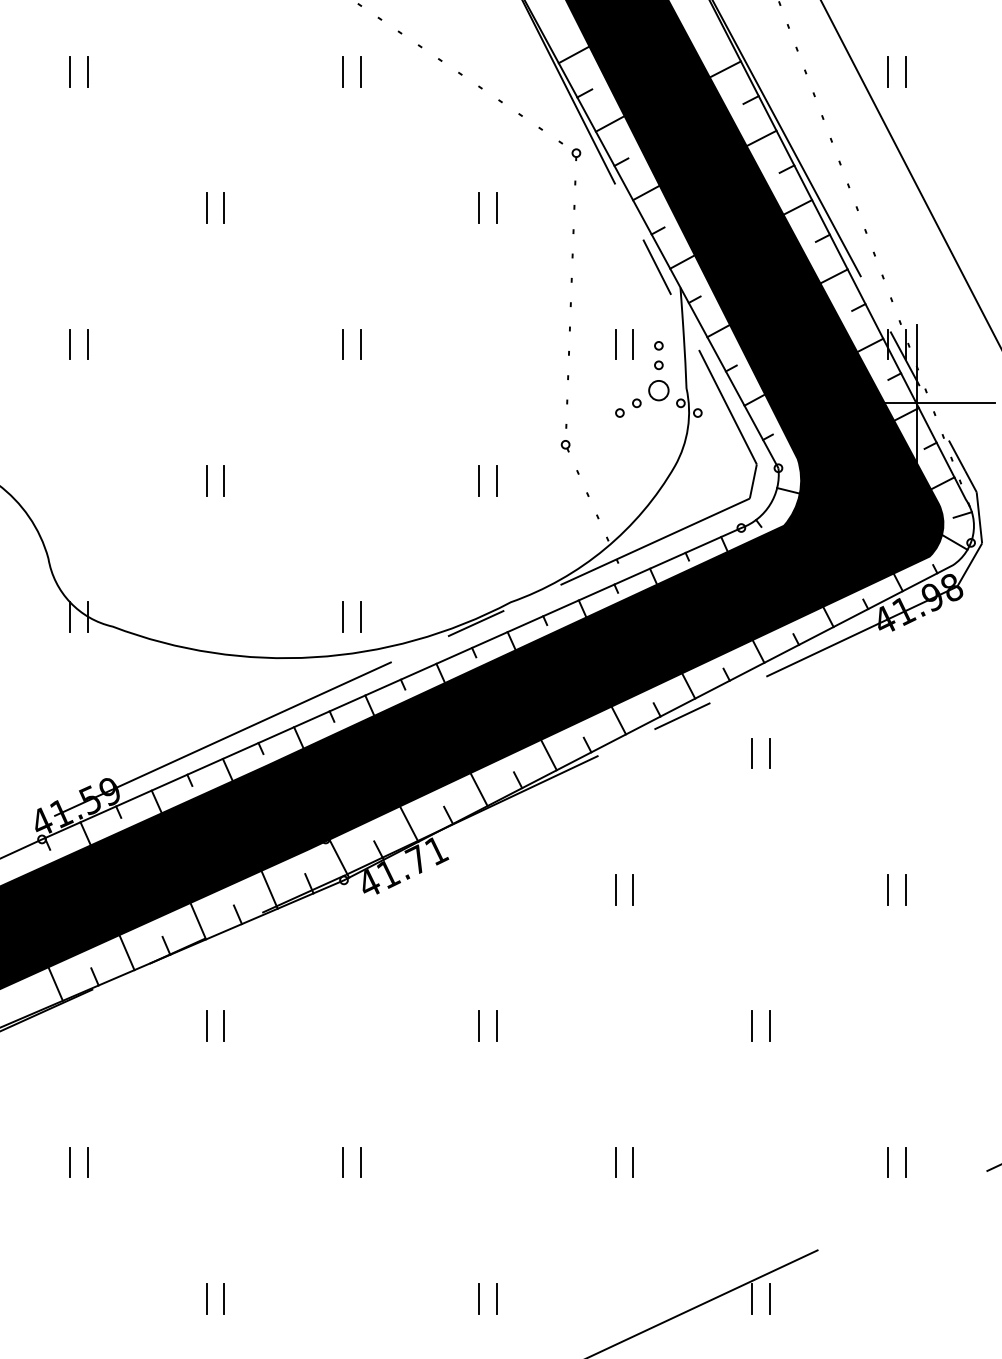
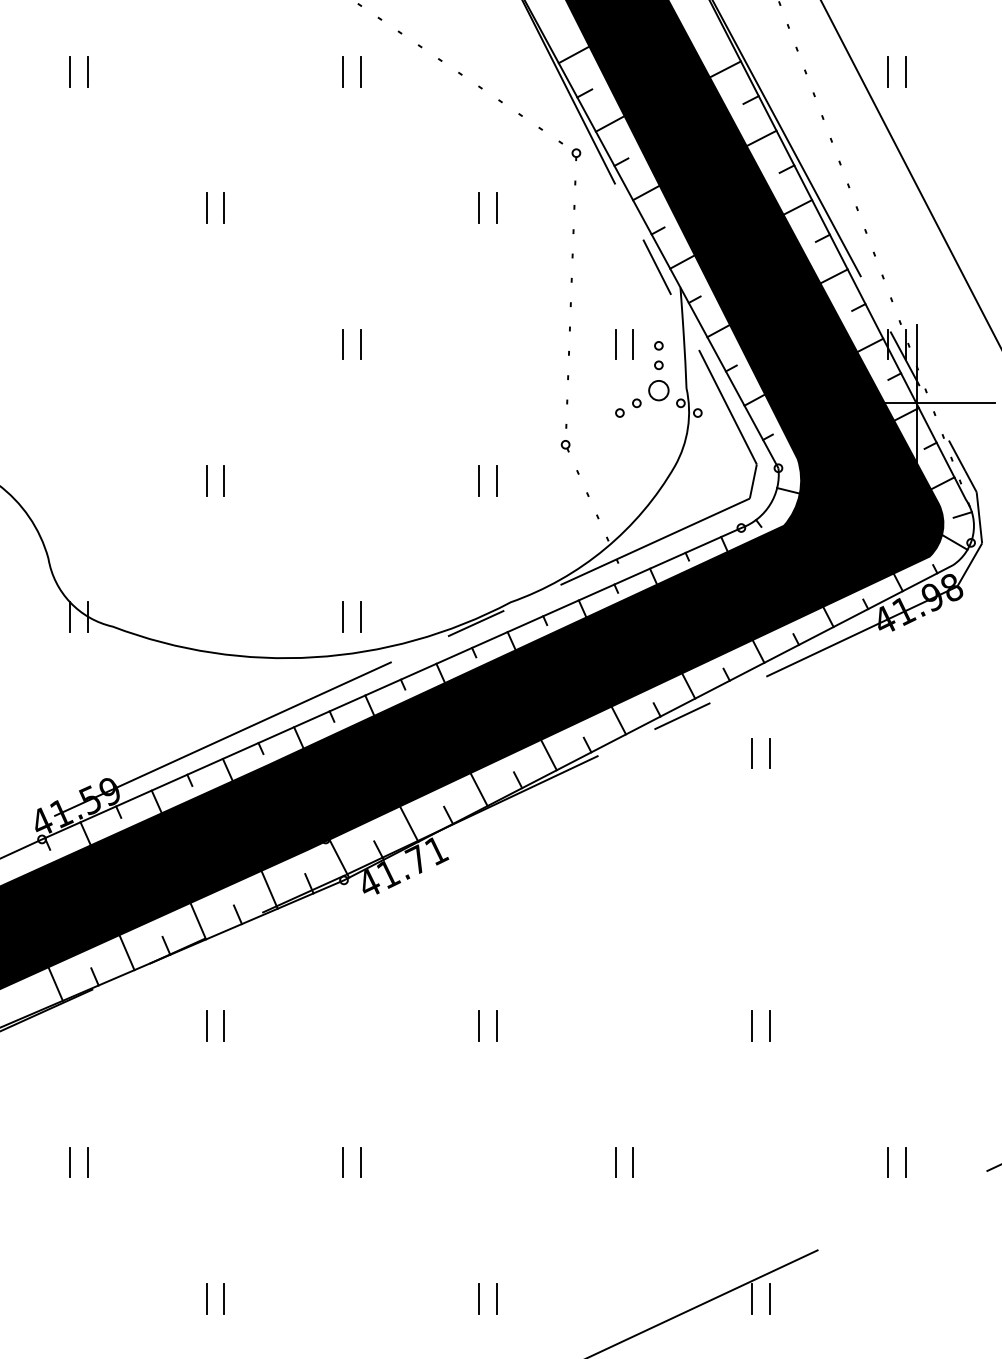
part: present -> none (70, 344)
part: present -> none (616, 889)
part: present -> none (888, 889)
